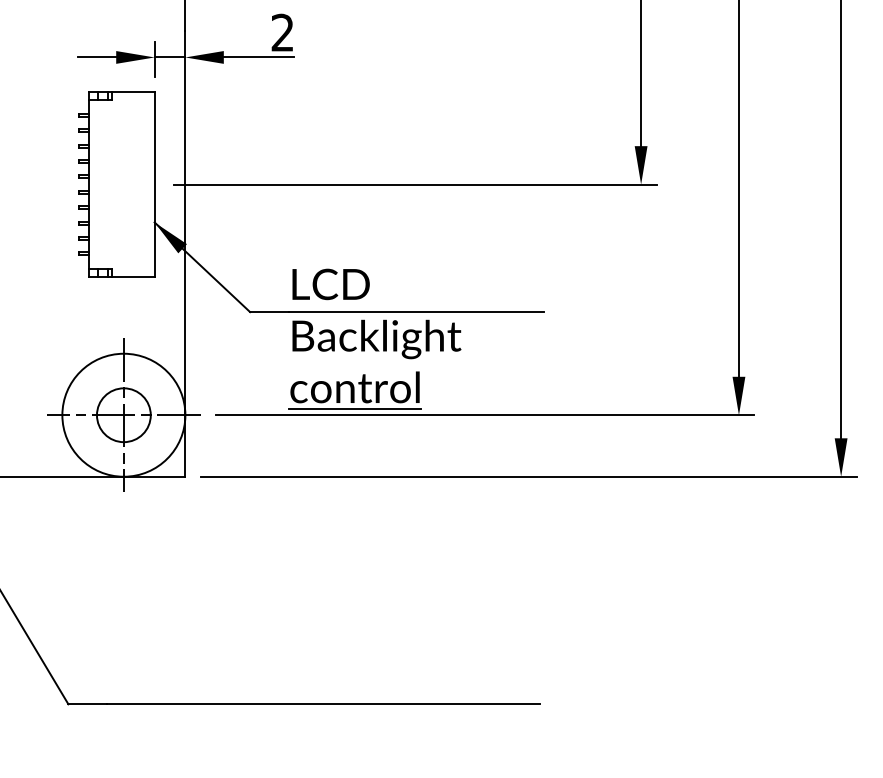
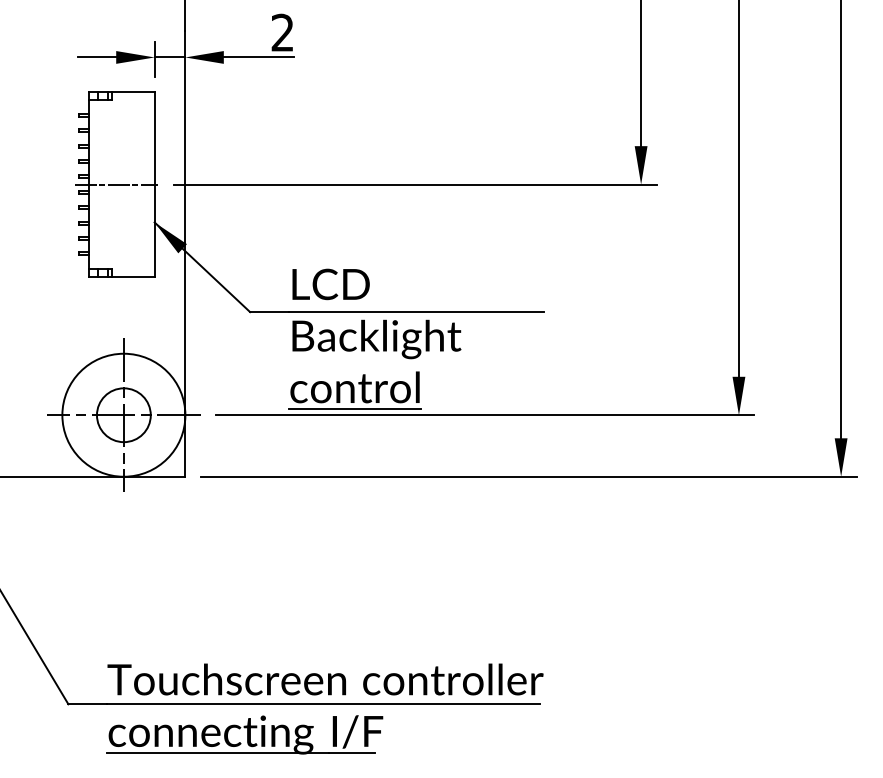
line: none -> present (116, 184)
part: none -> present (332, 716)
